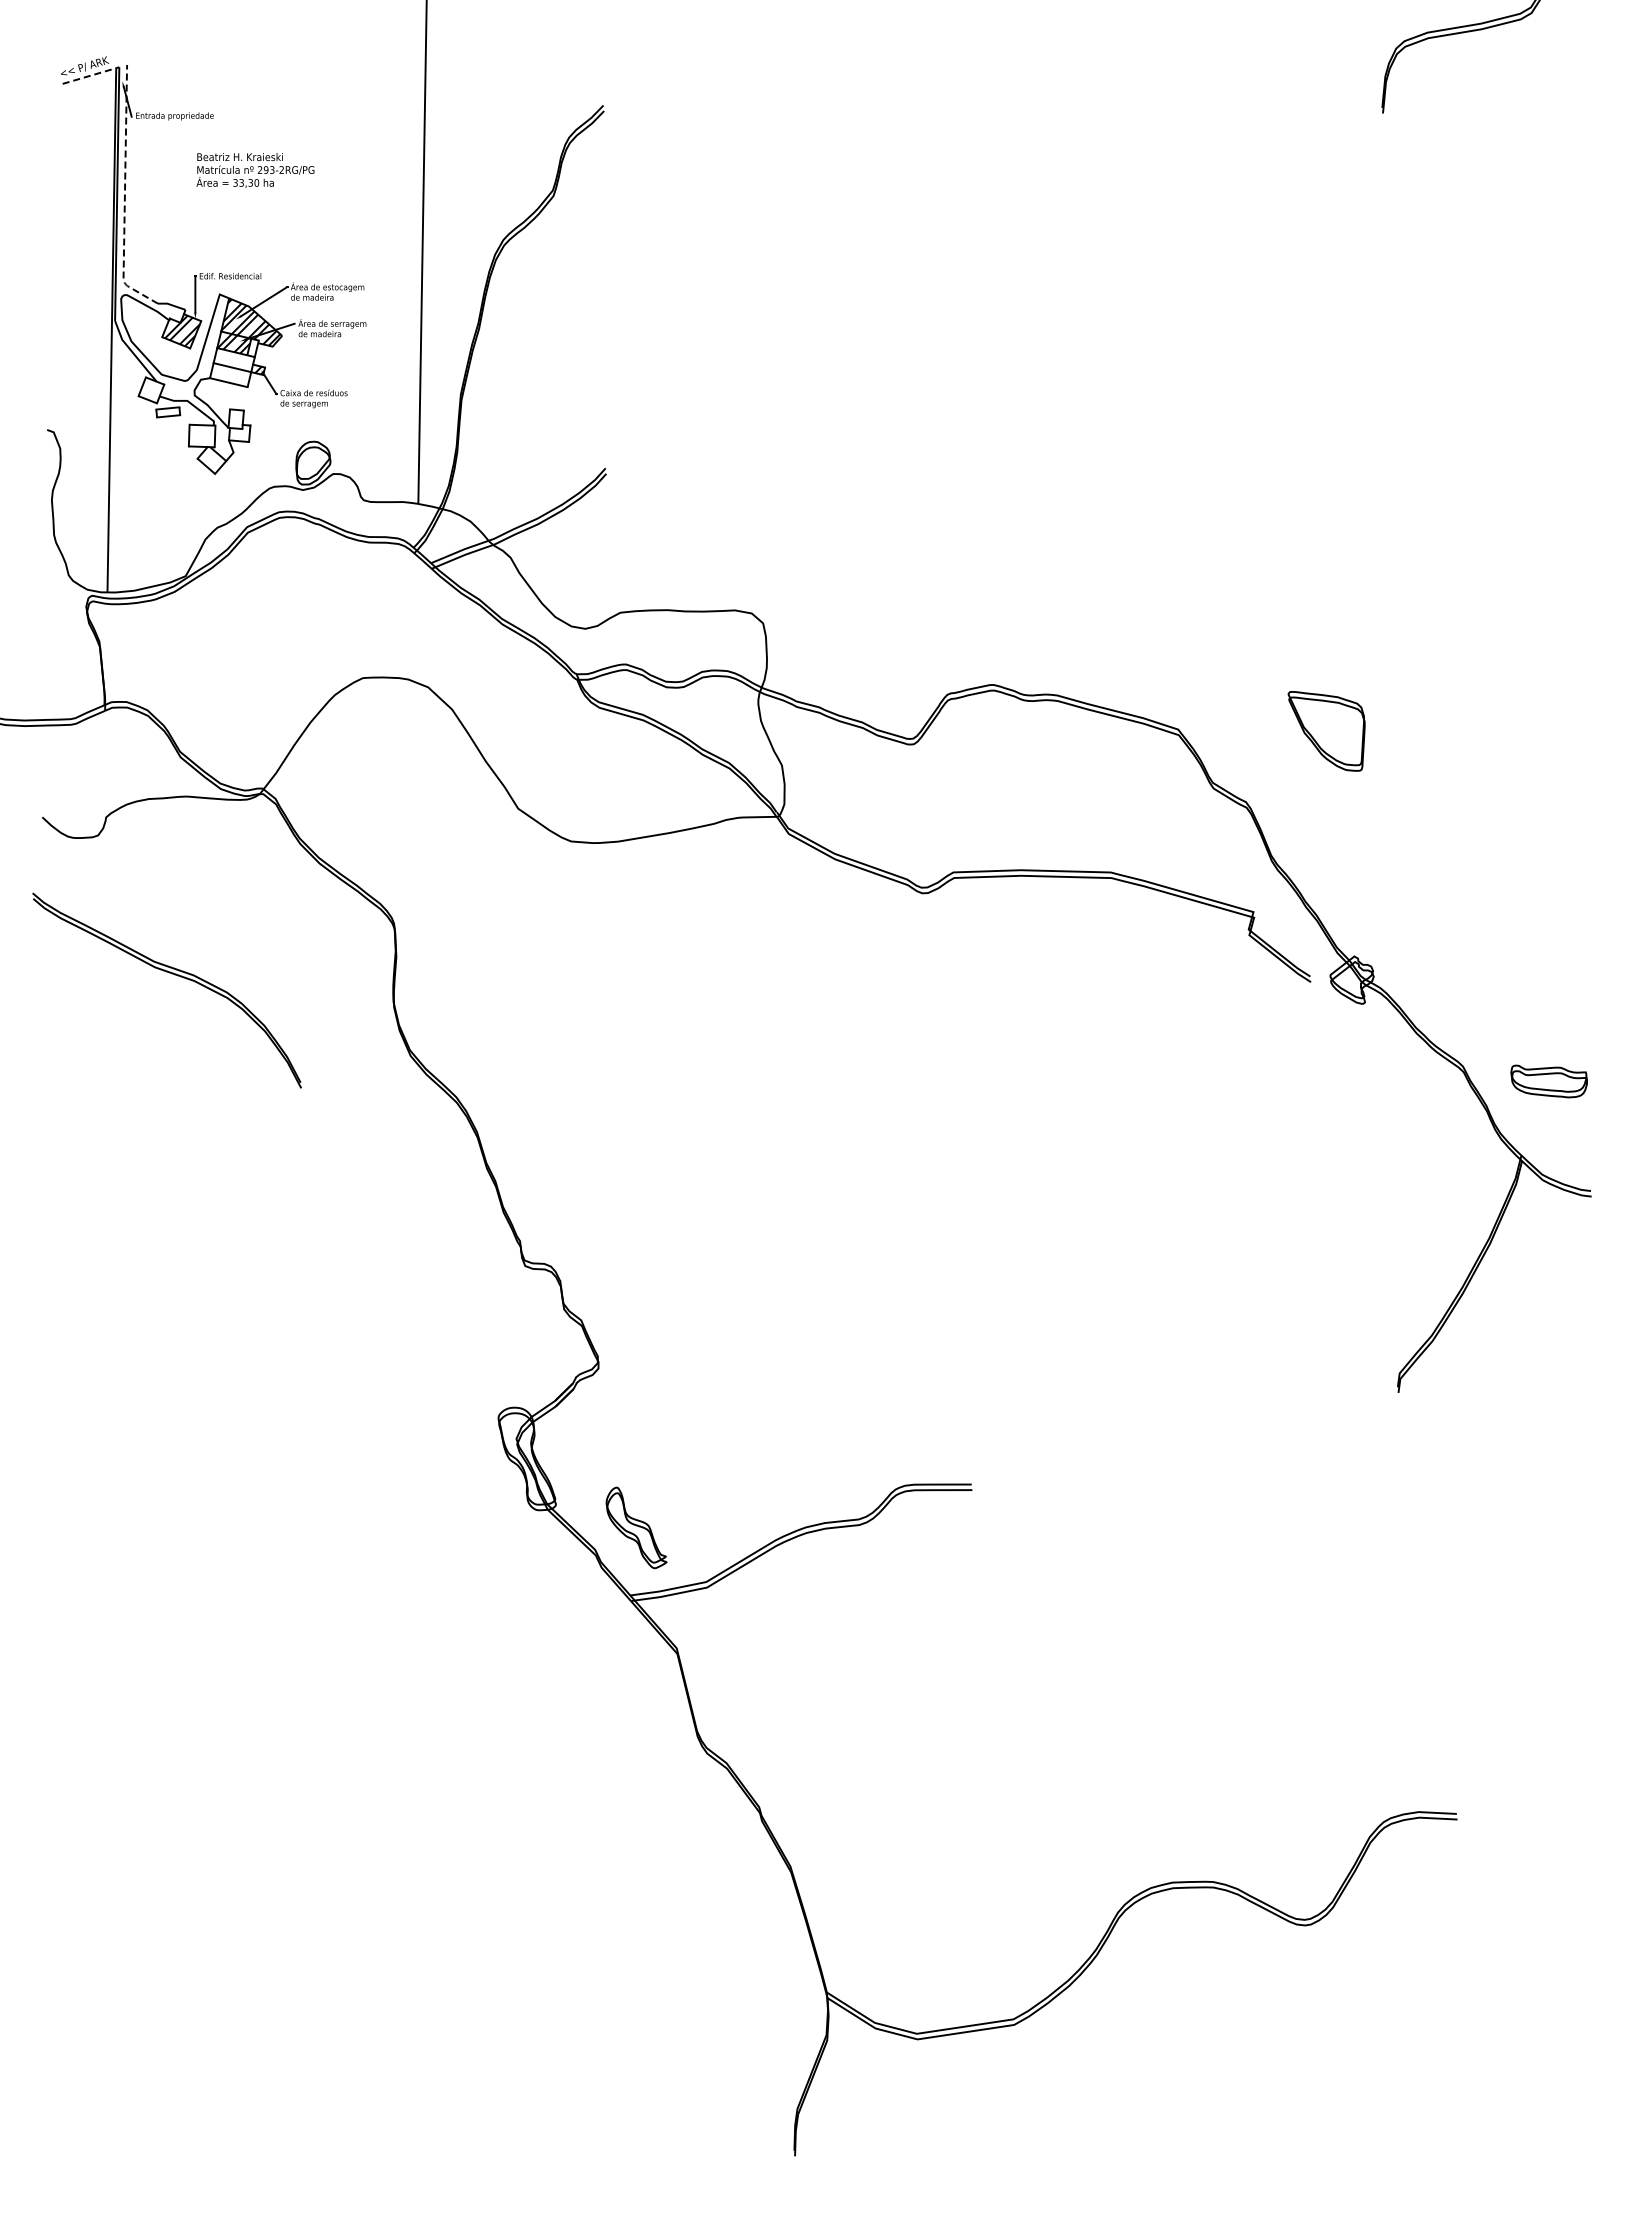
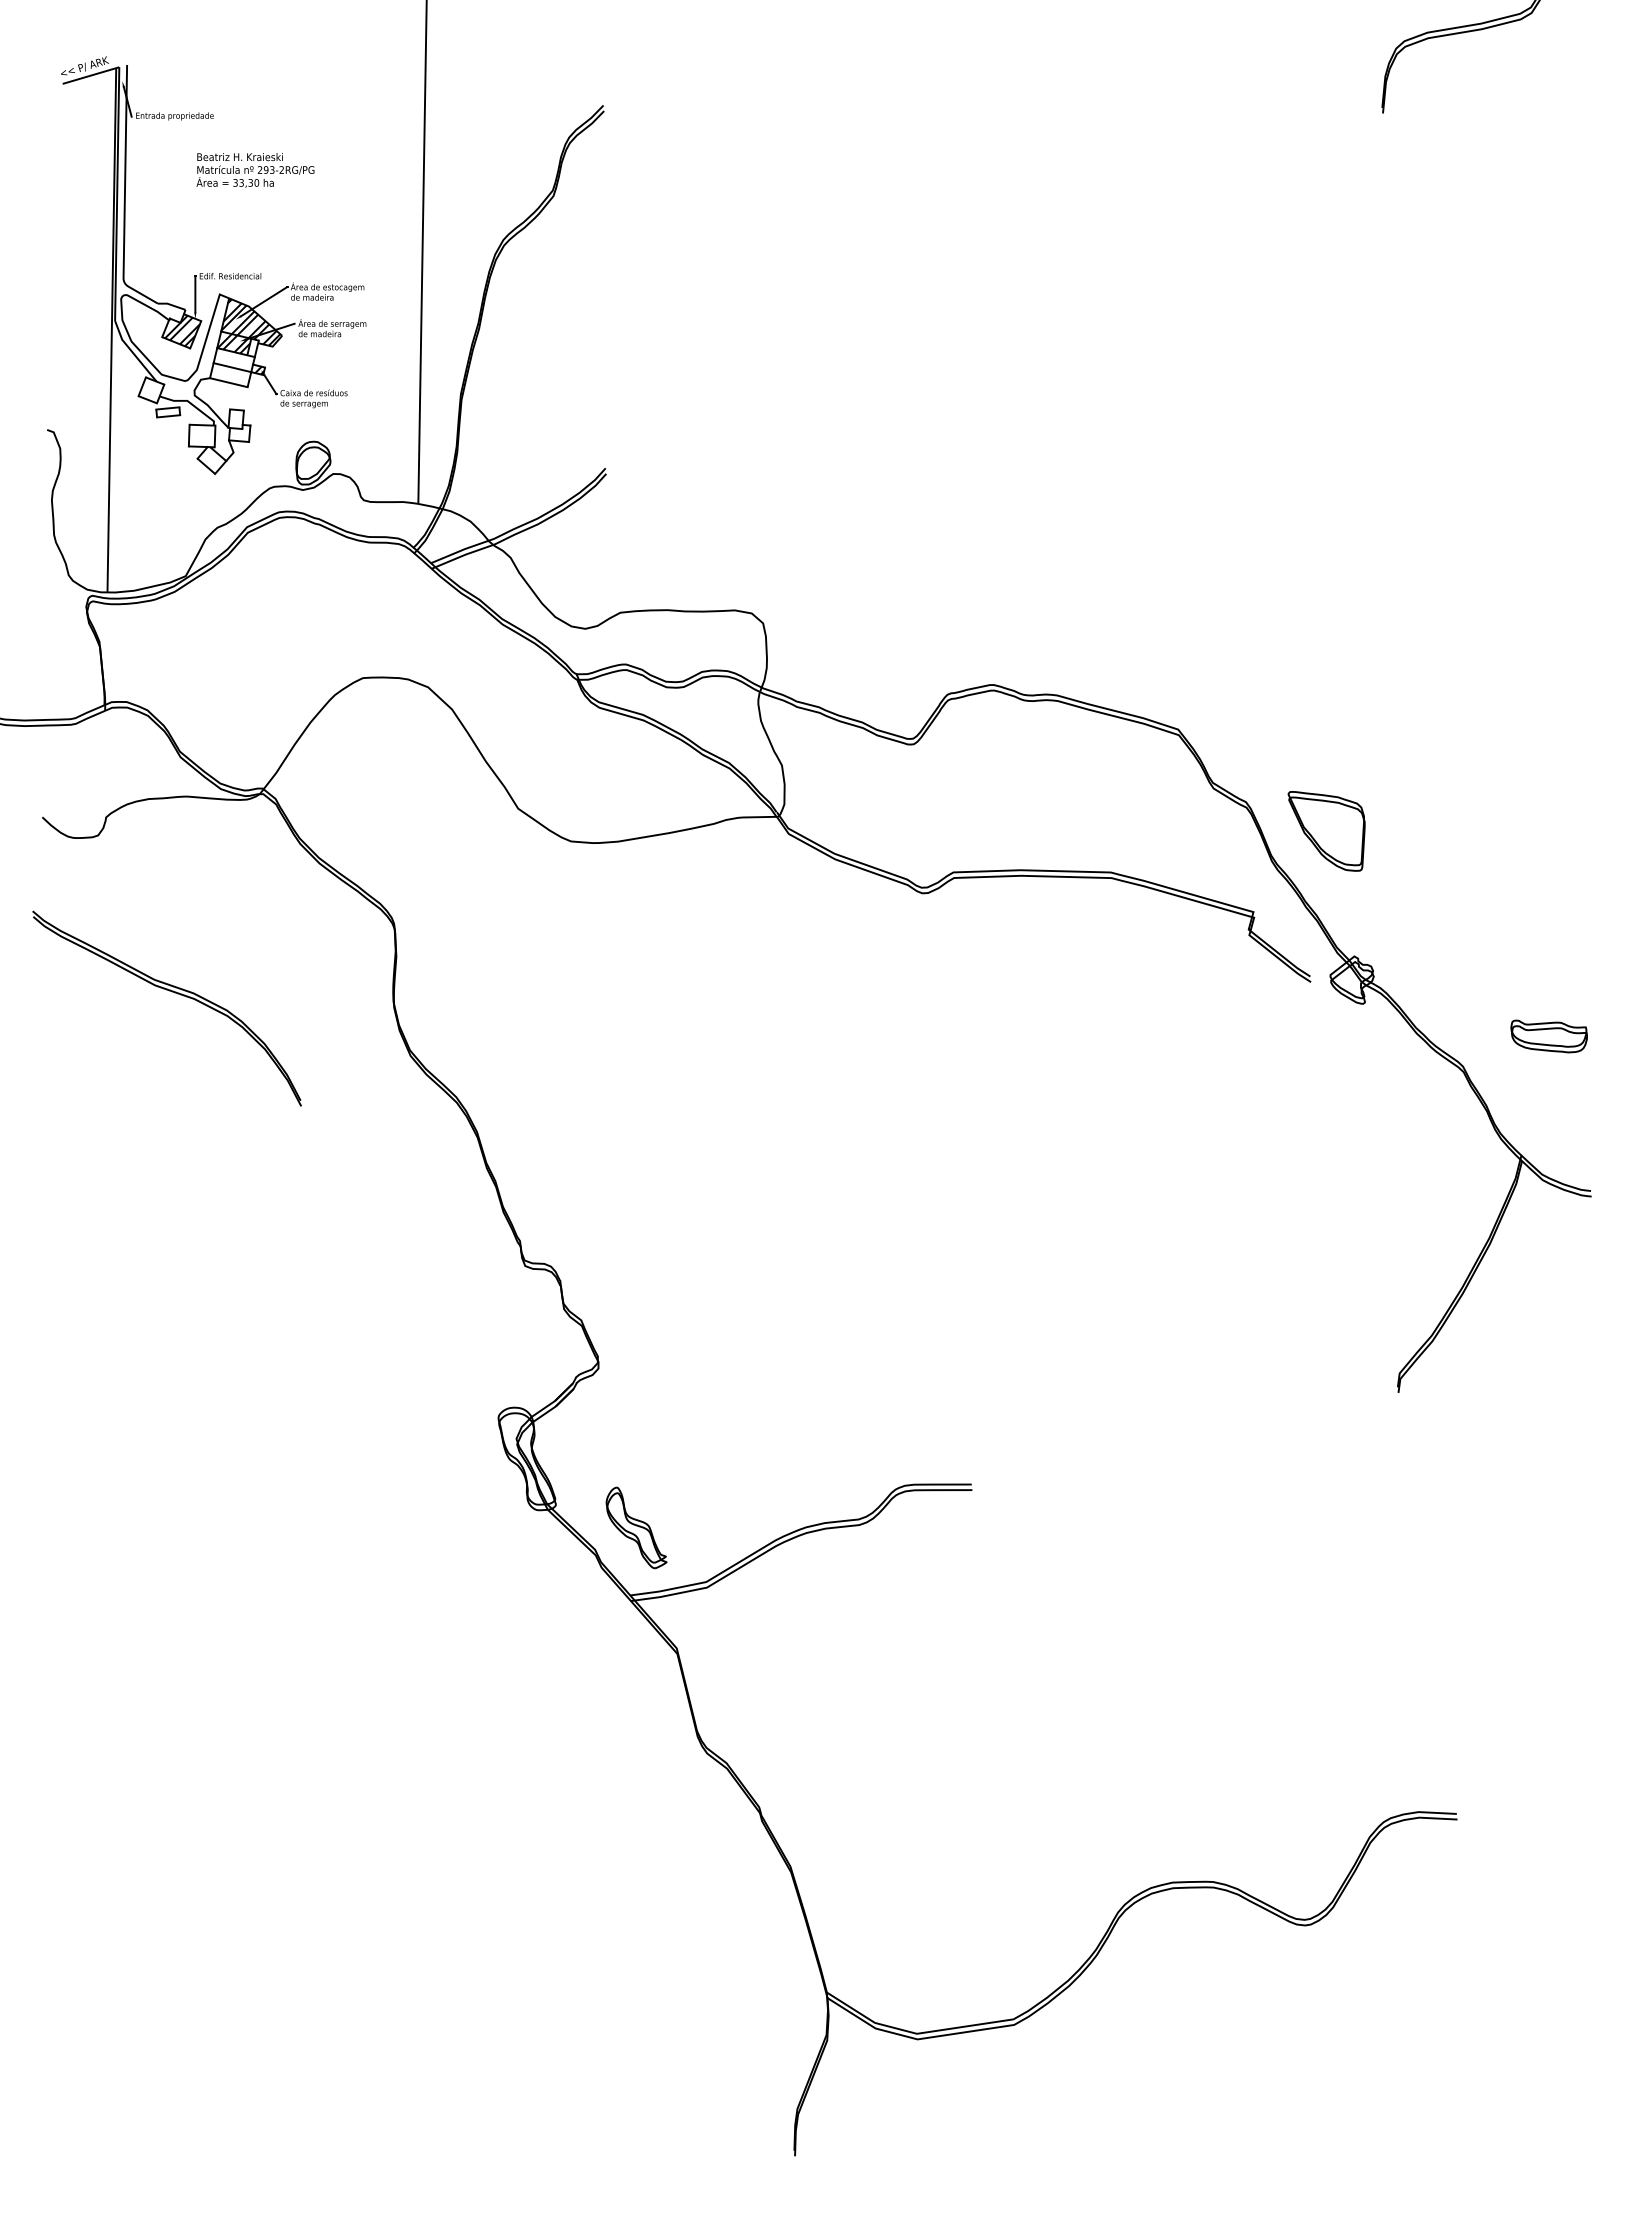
line: dashed -> solid (91, 75)
line: dashed -> solid (124, 197)
part position: (1326, 731) -> (1326, 831) (1326, 831)
part position: (174, 975) -> (174, 993) (174, 993)
part position: (1548, 1081) -> (1548, 1036) (1548, 1036)
